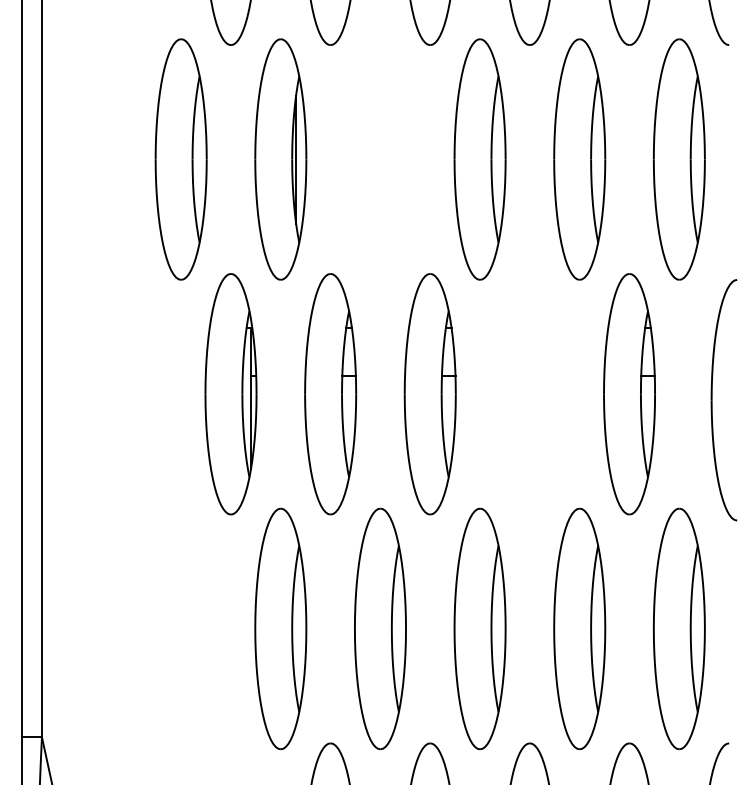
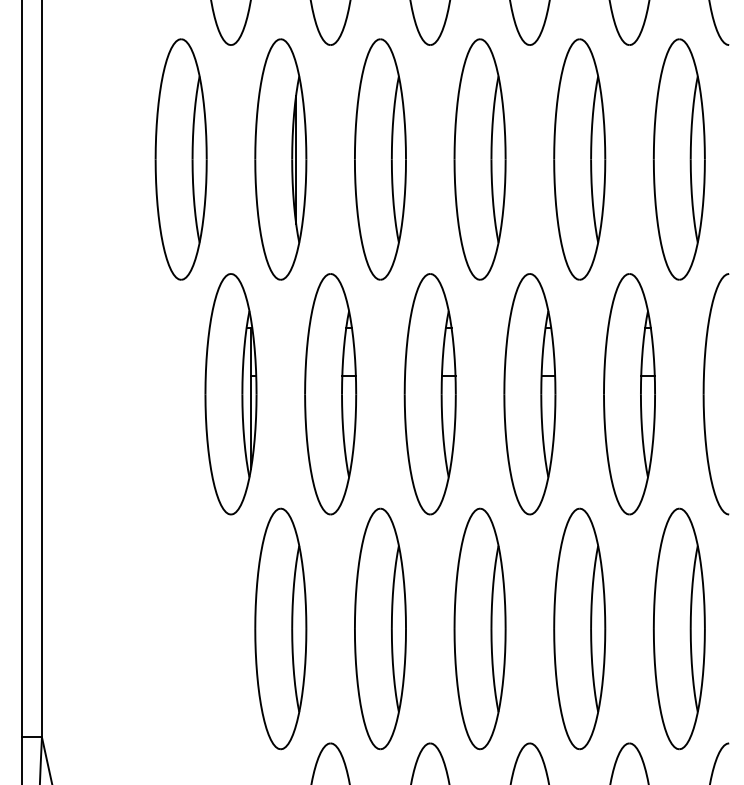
part: none -> present (380, 159)
part: none -> present (529, 394)
part position: (712, 400) -> (704, 394) (704, 394)
